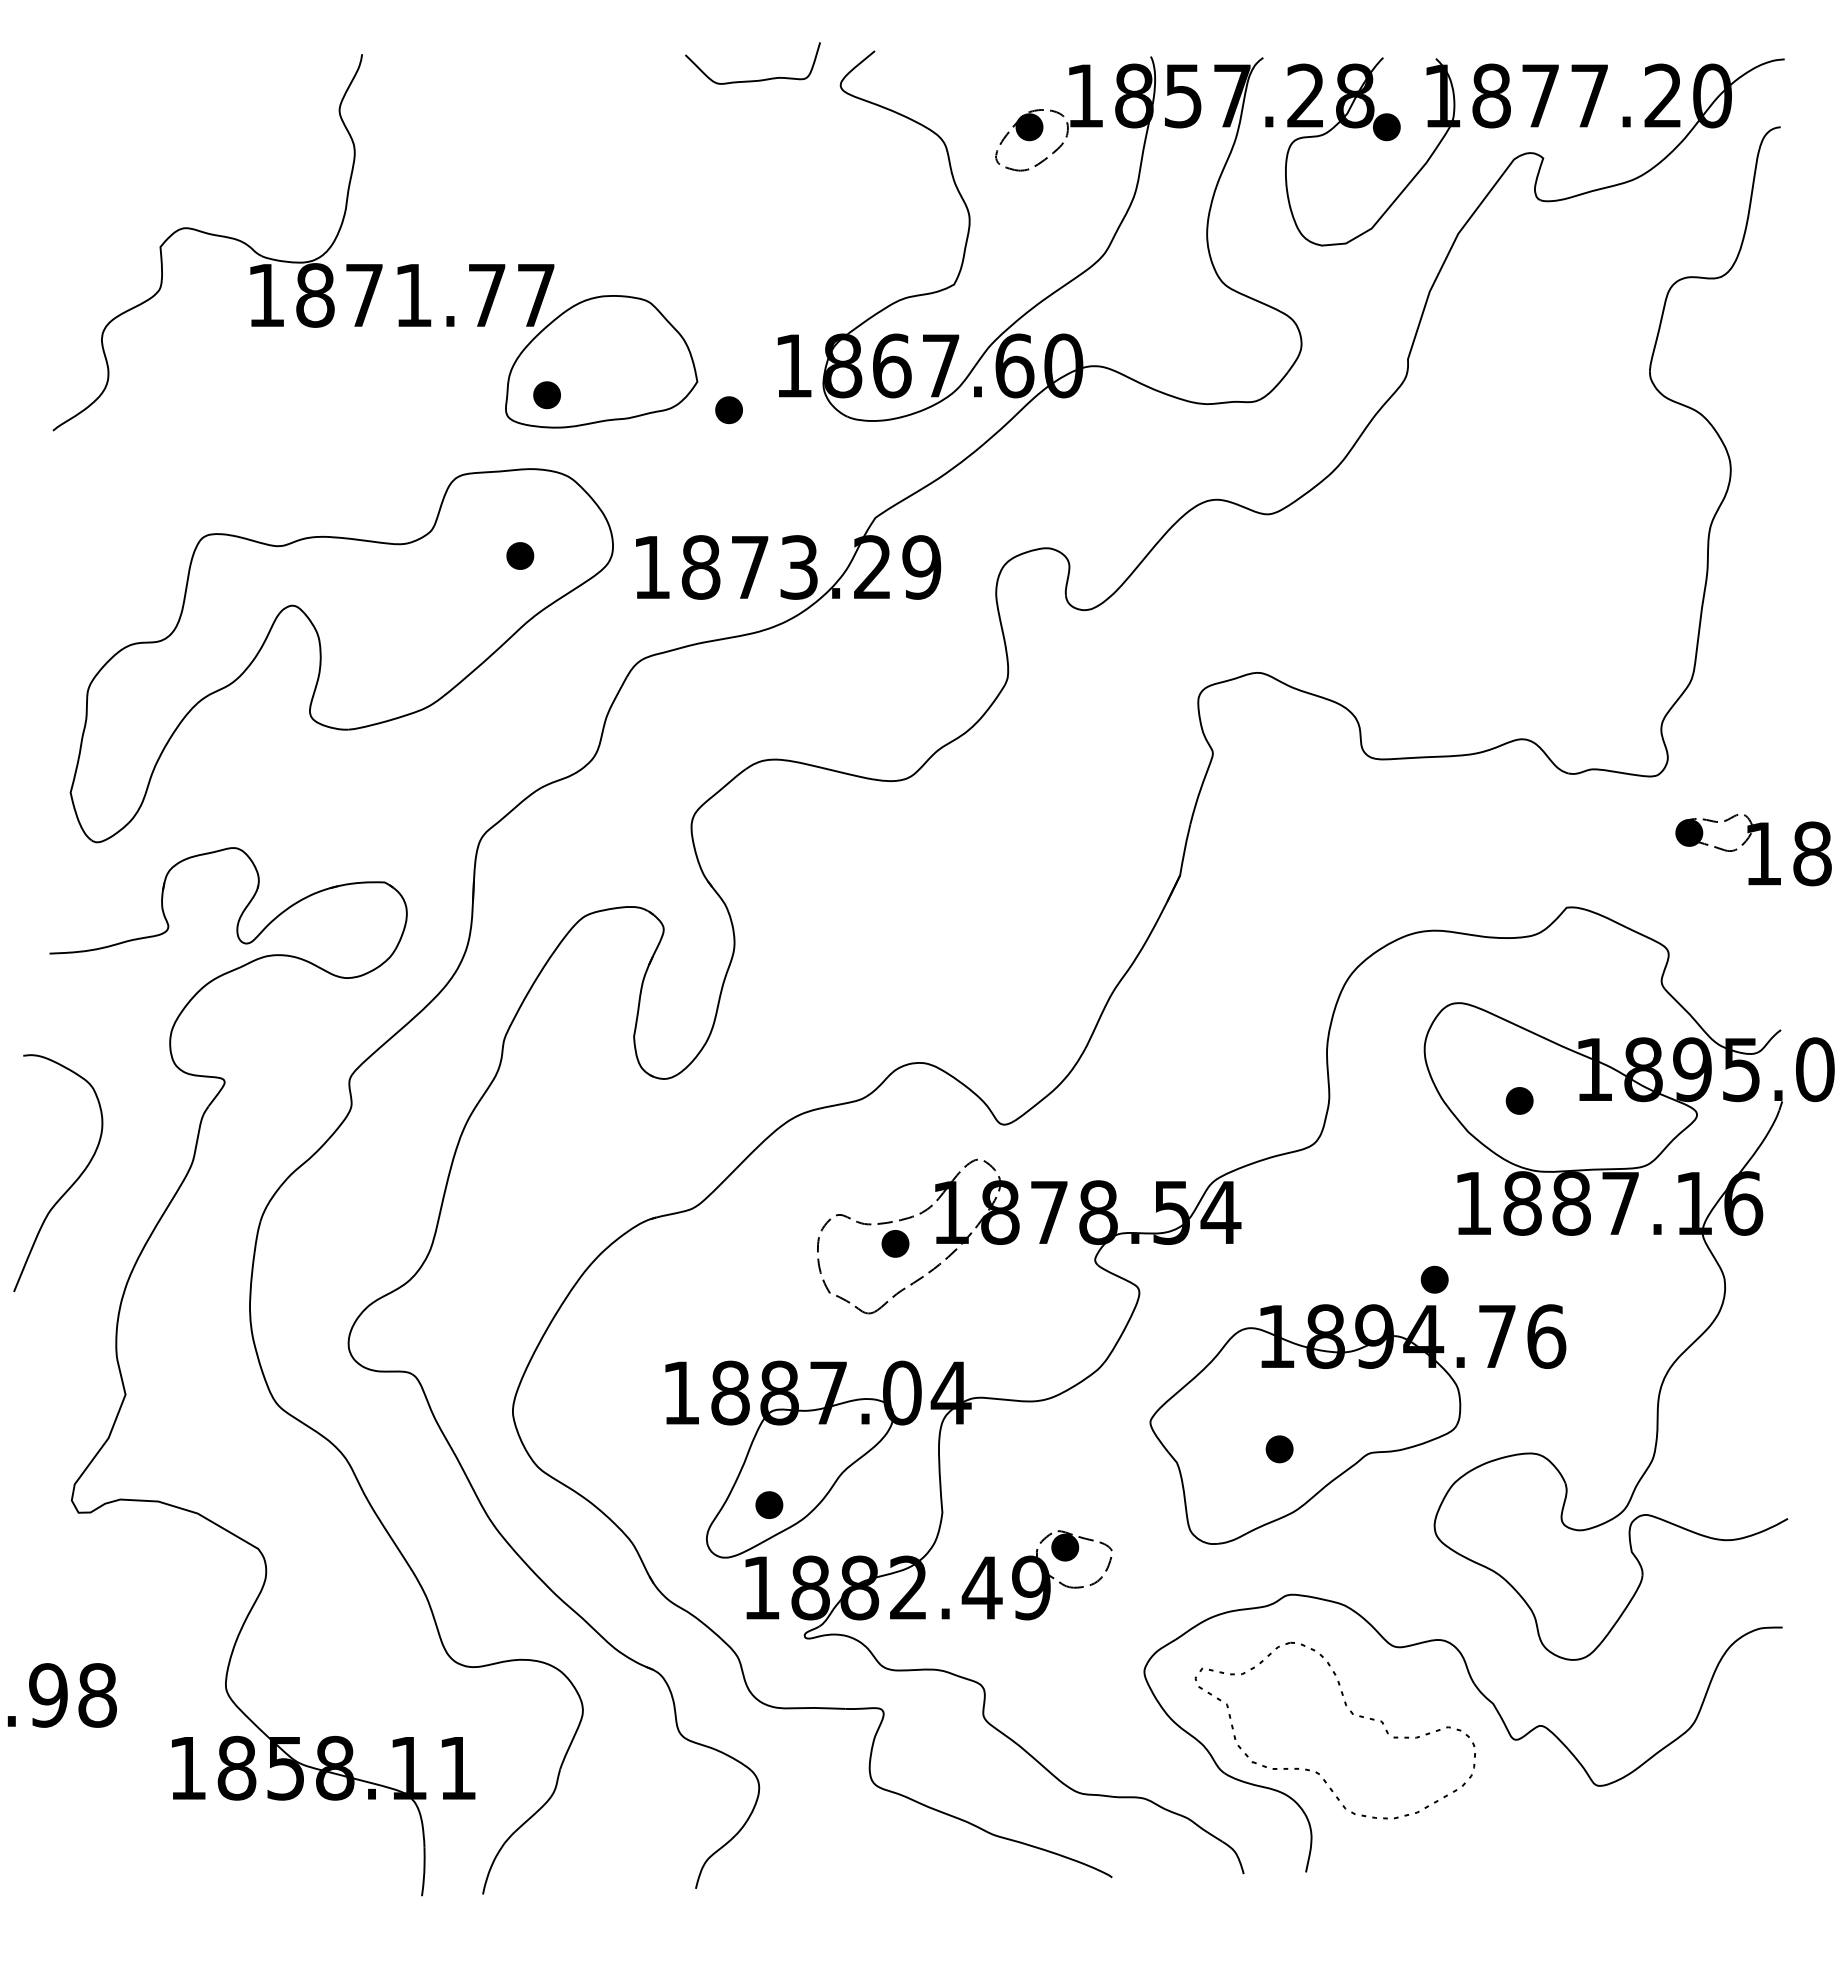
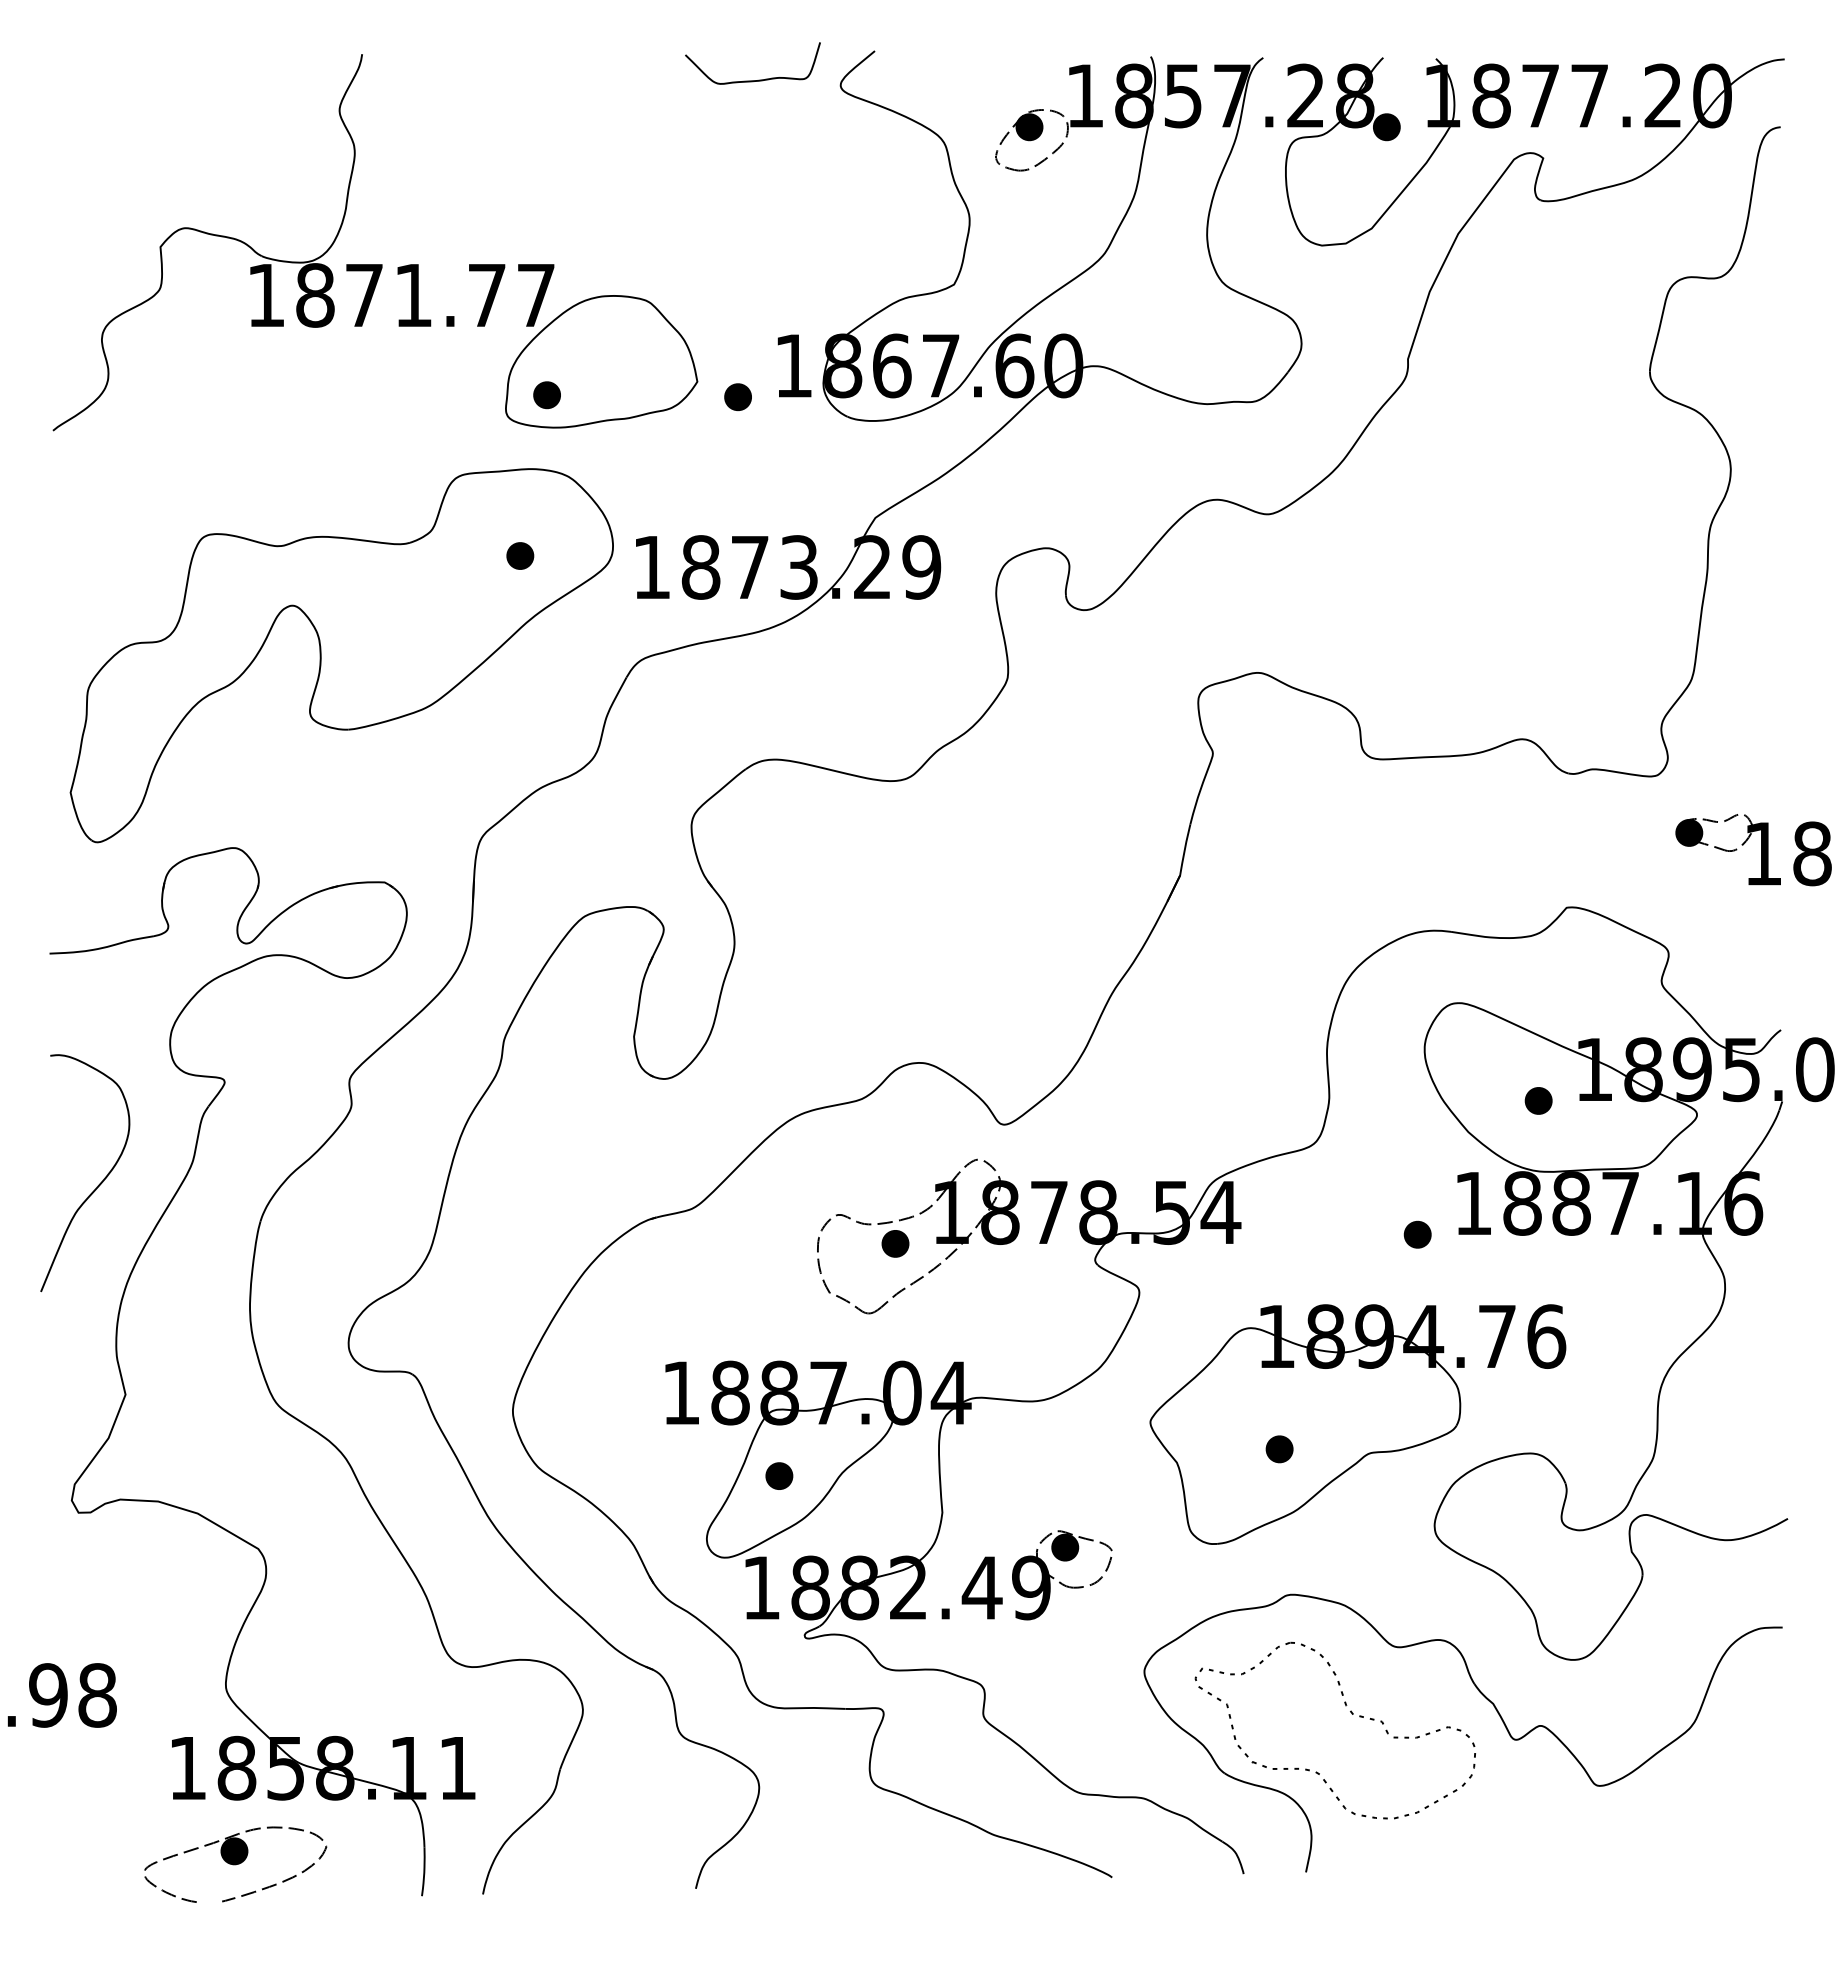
part position: (728, 410) -> (737, 397) (737, 397)
part position: (1519, 1100) -> (1538, 1100) (1538, 1100)
curve position: (70, 1185) -> (97, 1185) (97, 1185)
part position: (1434, 1279) -> (1417, 1234) (1417, 1234)
part position: (769, 1504) -> (779, 1475) (779, 1475)
part: none -> present (235, 1864)
